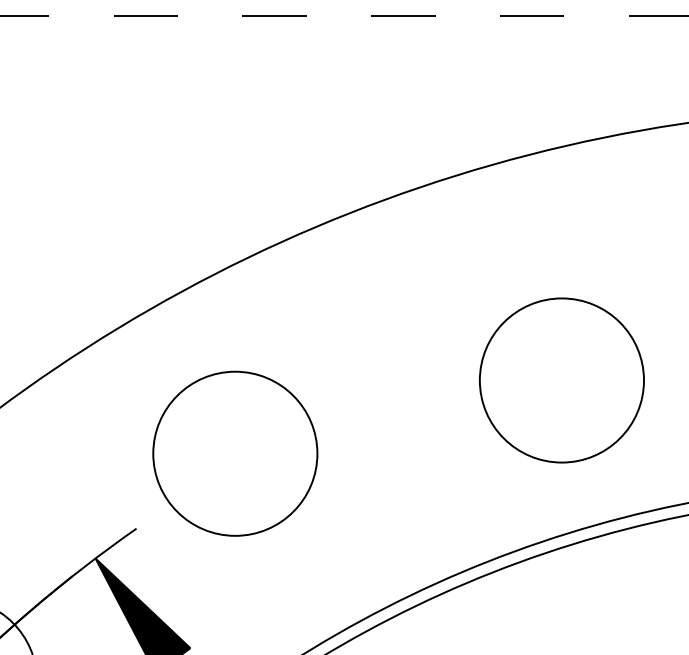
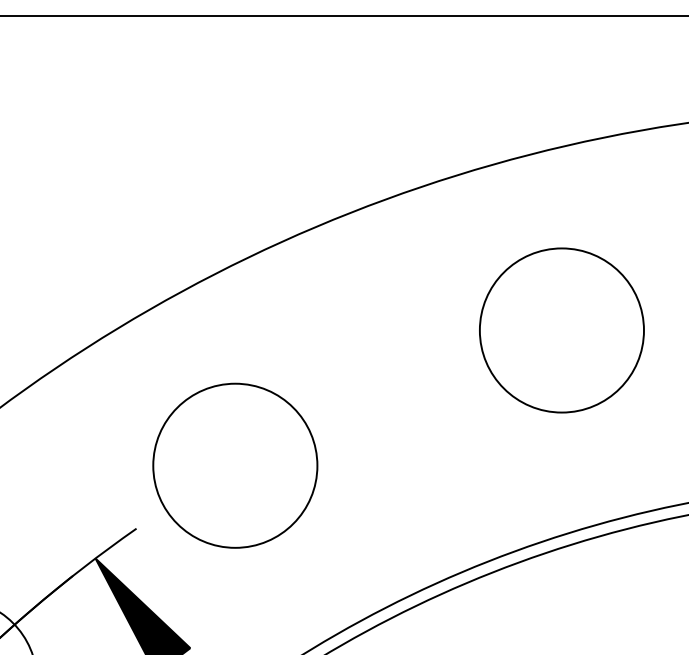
line: dashed -> solid (345, 16)
circle position: (561, 380) -> (561, 330) (561, 330)
circle position: (235, 453) -> (235, 465) (235, 465)
